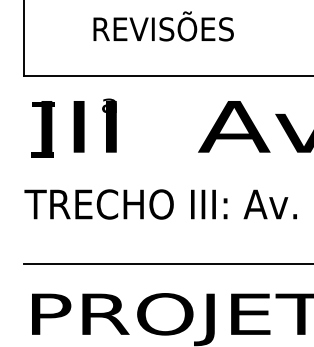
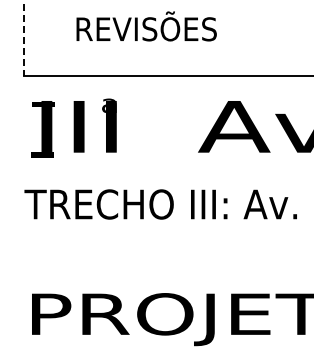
text position: (163, 26) -> (146, 26) (146, 26)
line: solid -> dashed (23, 38)
line: present -> none (166, 264)
